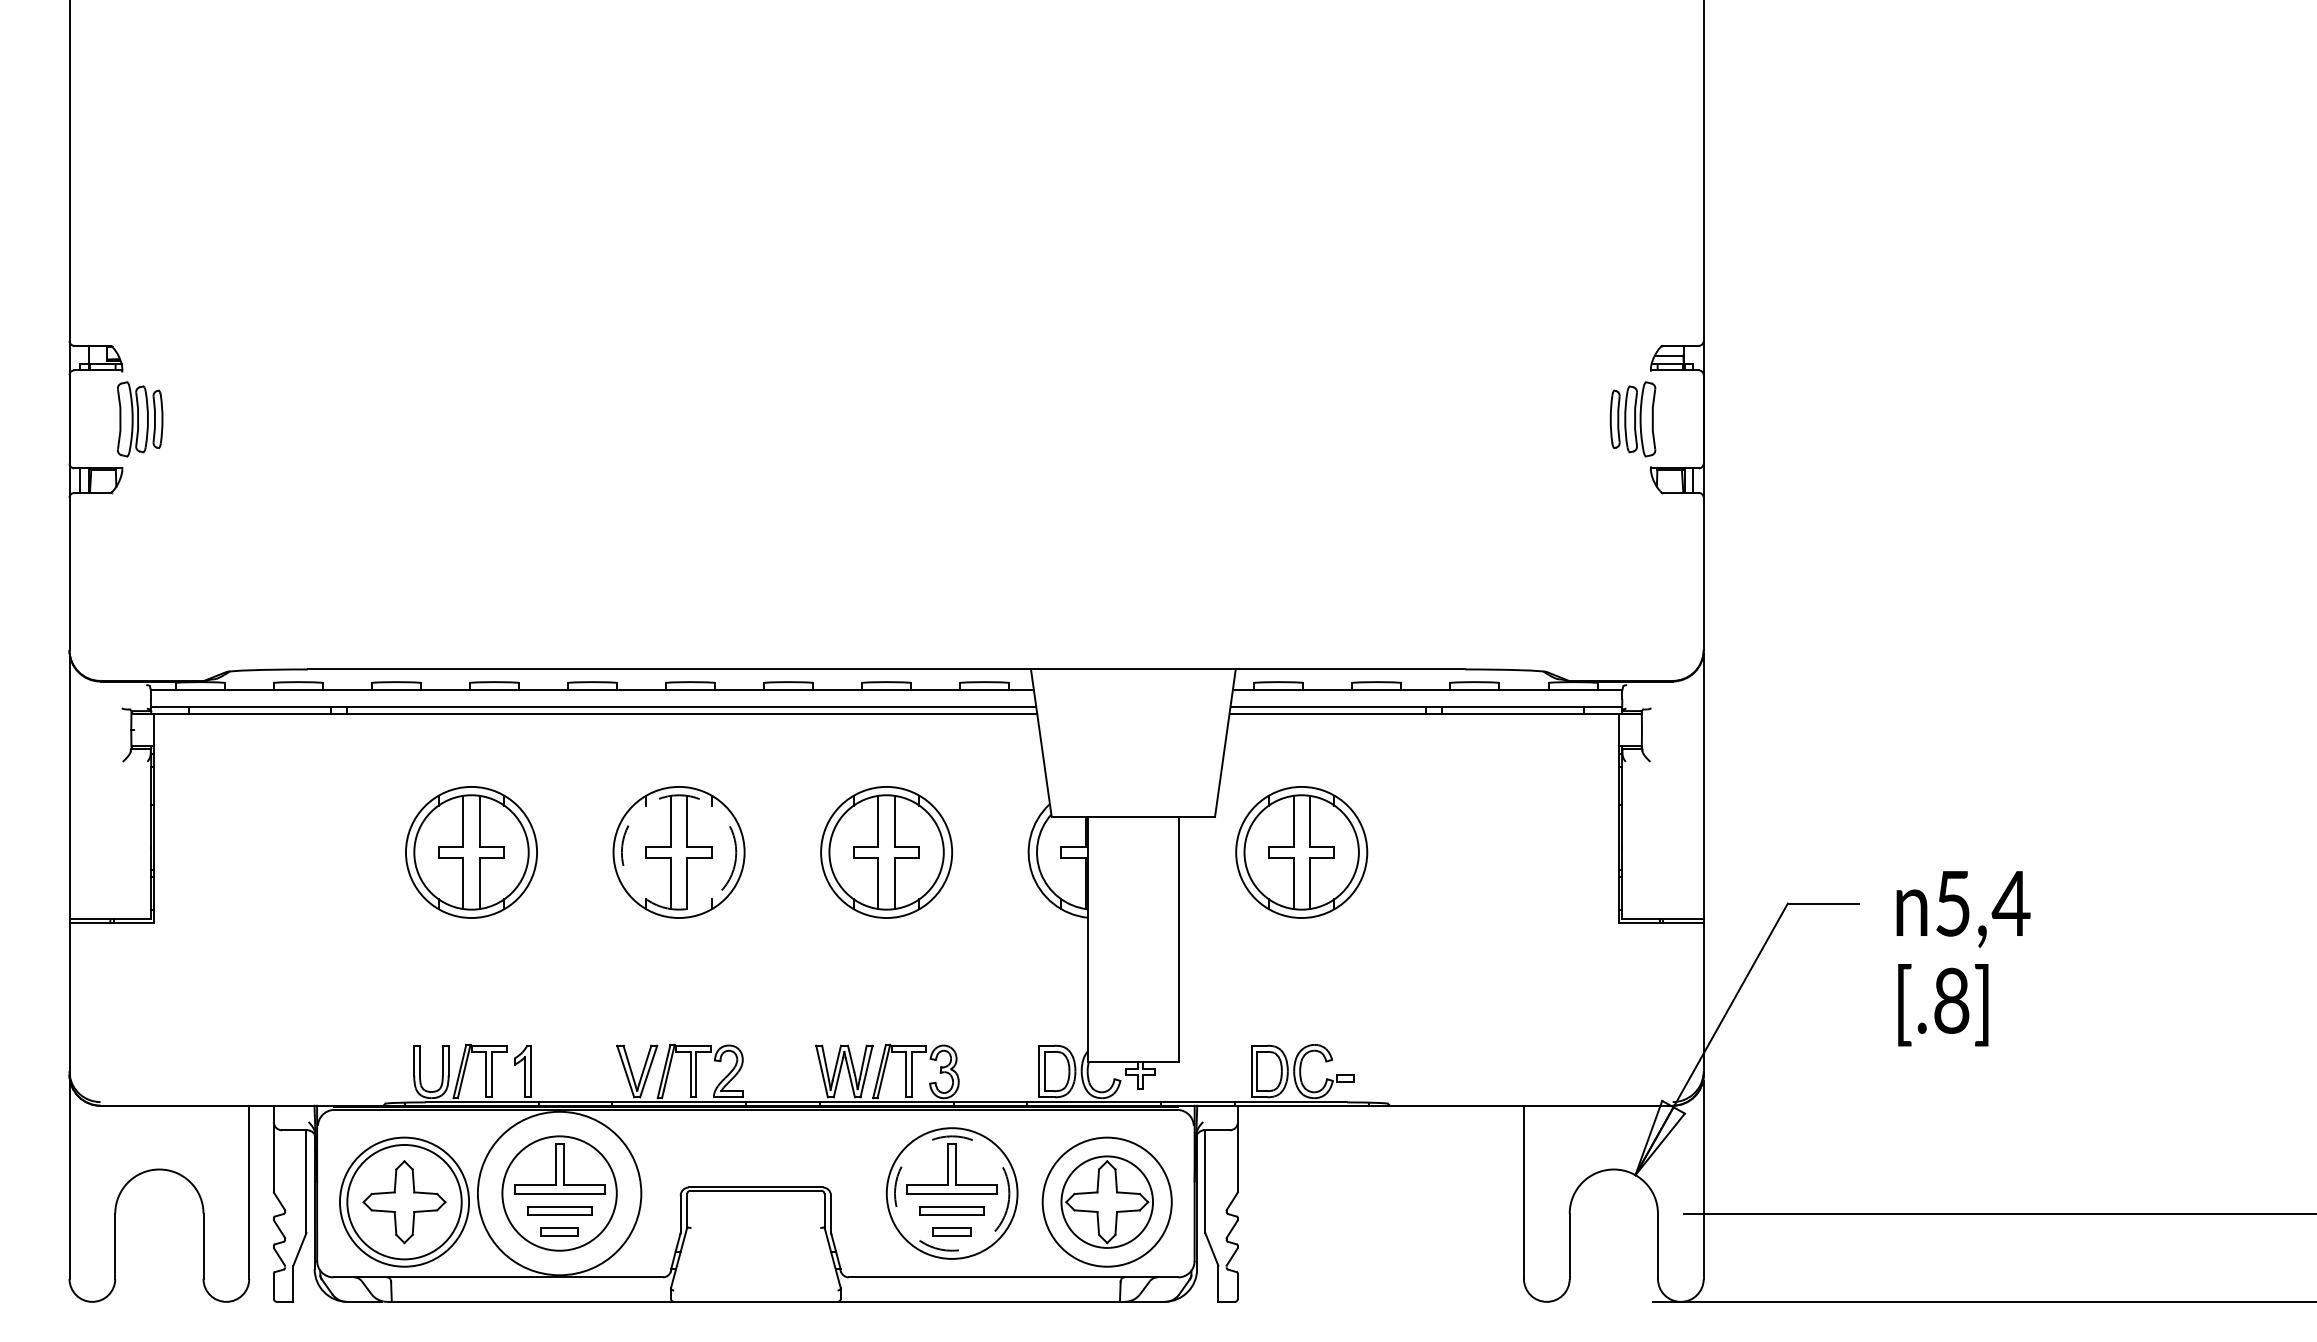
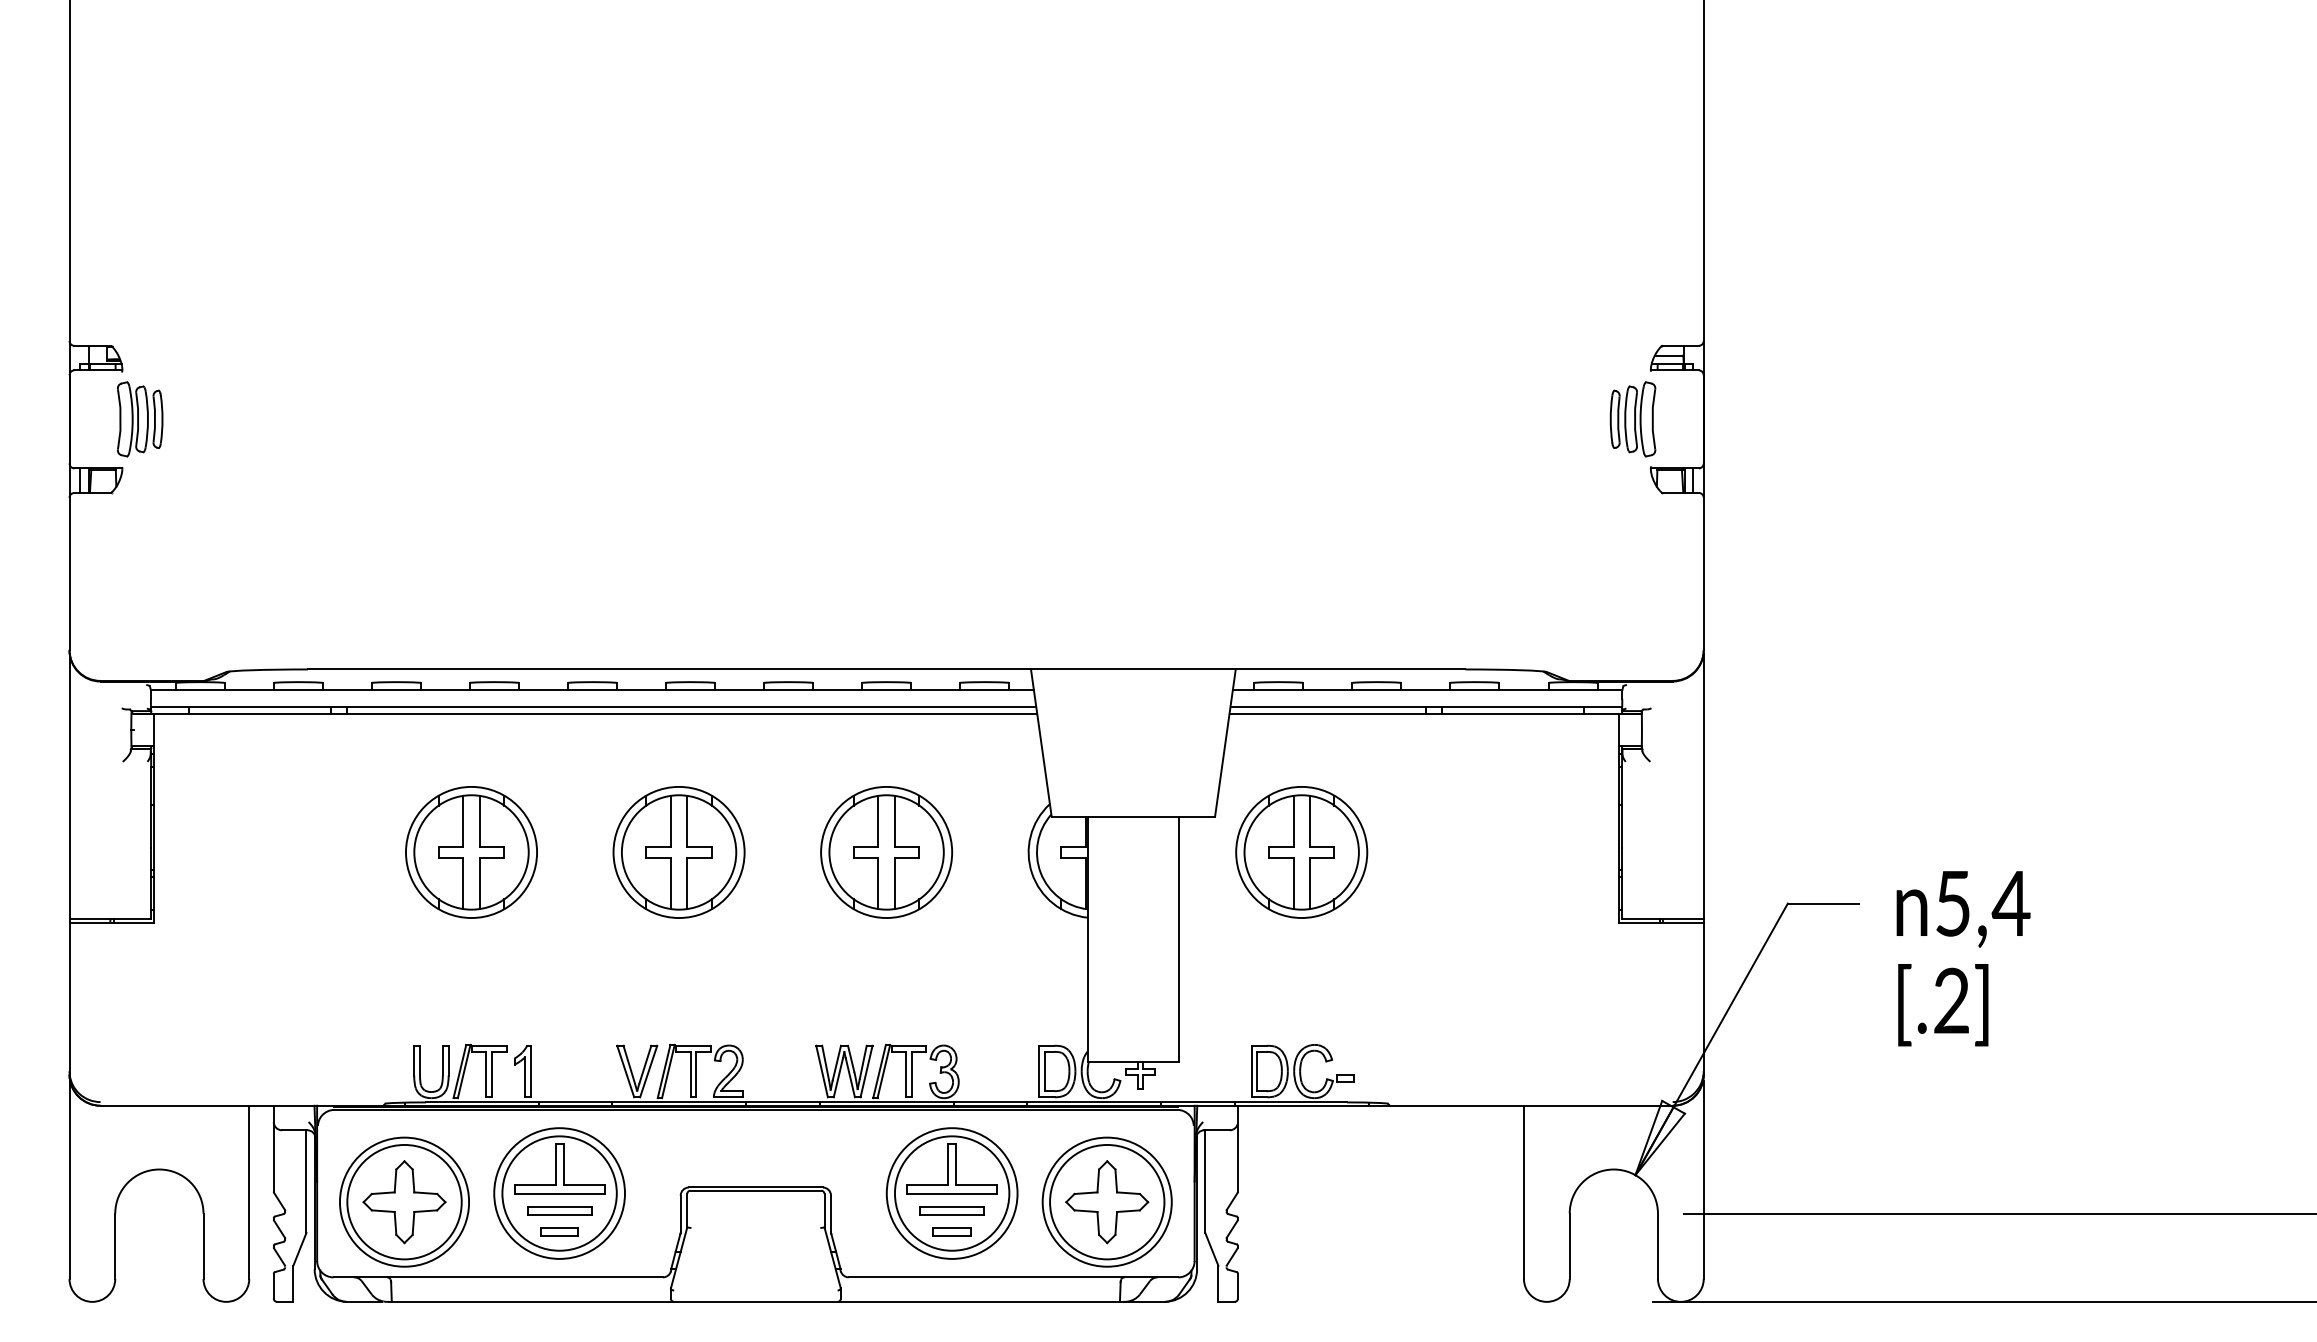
circle: dashed -> solid (678, 852)
text: [.8] -> [.2] (1951, 1000)
circle diameter: 163 px -> 131 px (559, 1193)
circle: dashed -> solid (951, 1193)
circle diameter: 92 px -> 114 px (1107, 1201)
